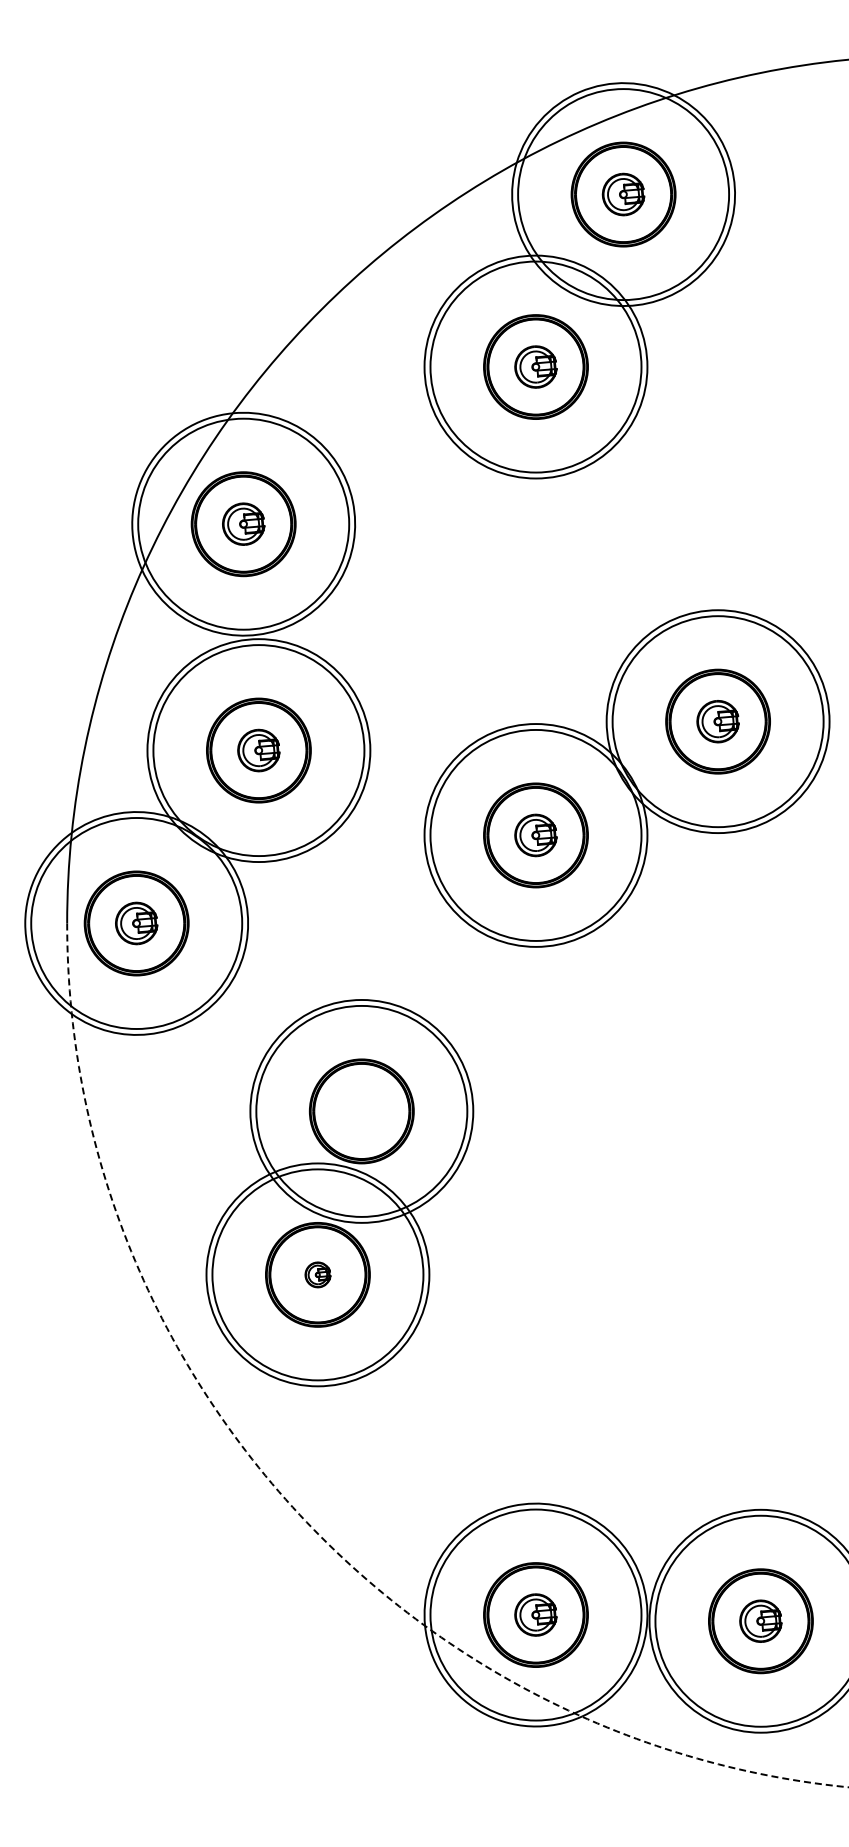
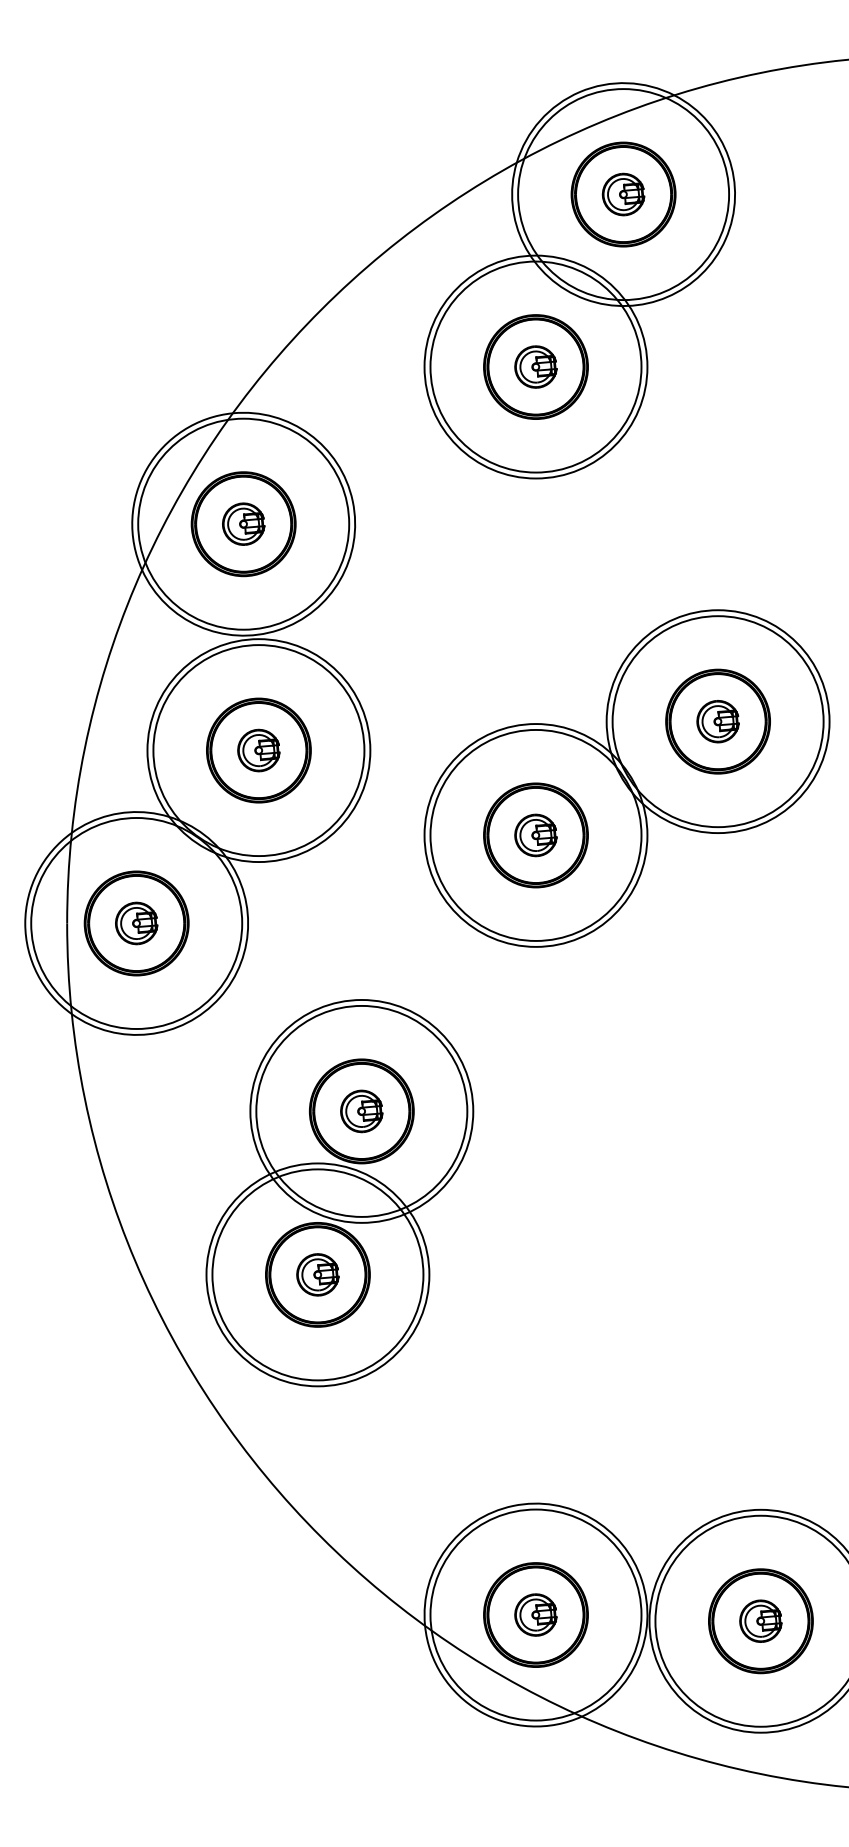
part: none -> present (361, 1111)
part size: 28x28 px -> 44x44 px (317, 1274)
arc: dashed -> solid (291, 1505)
